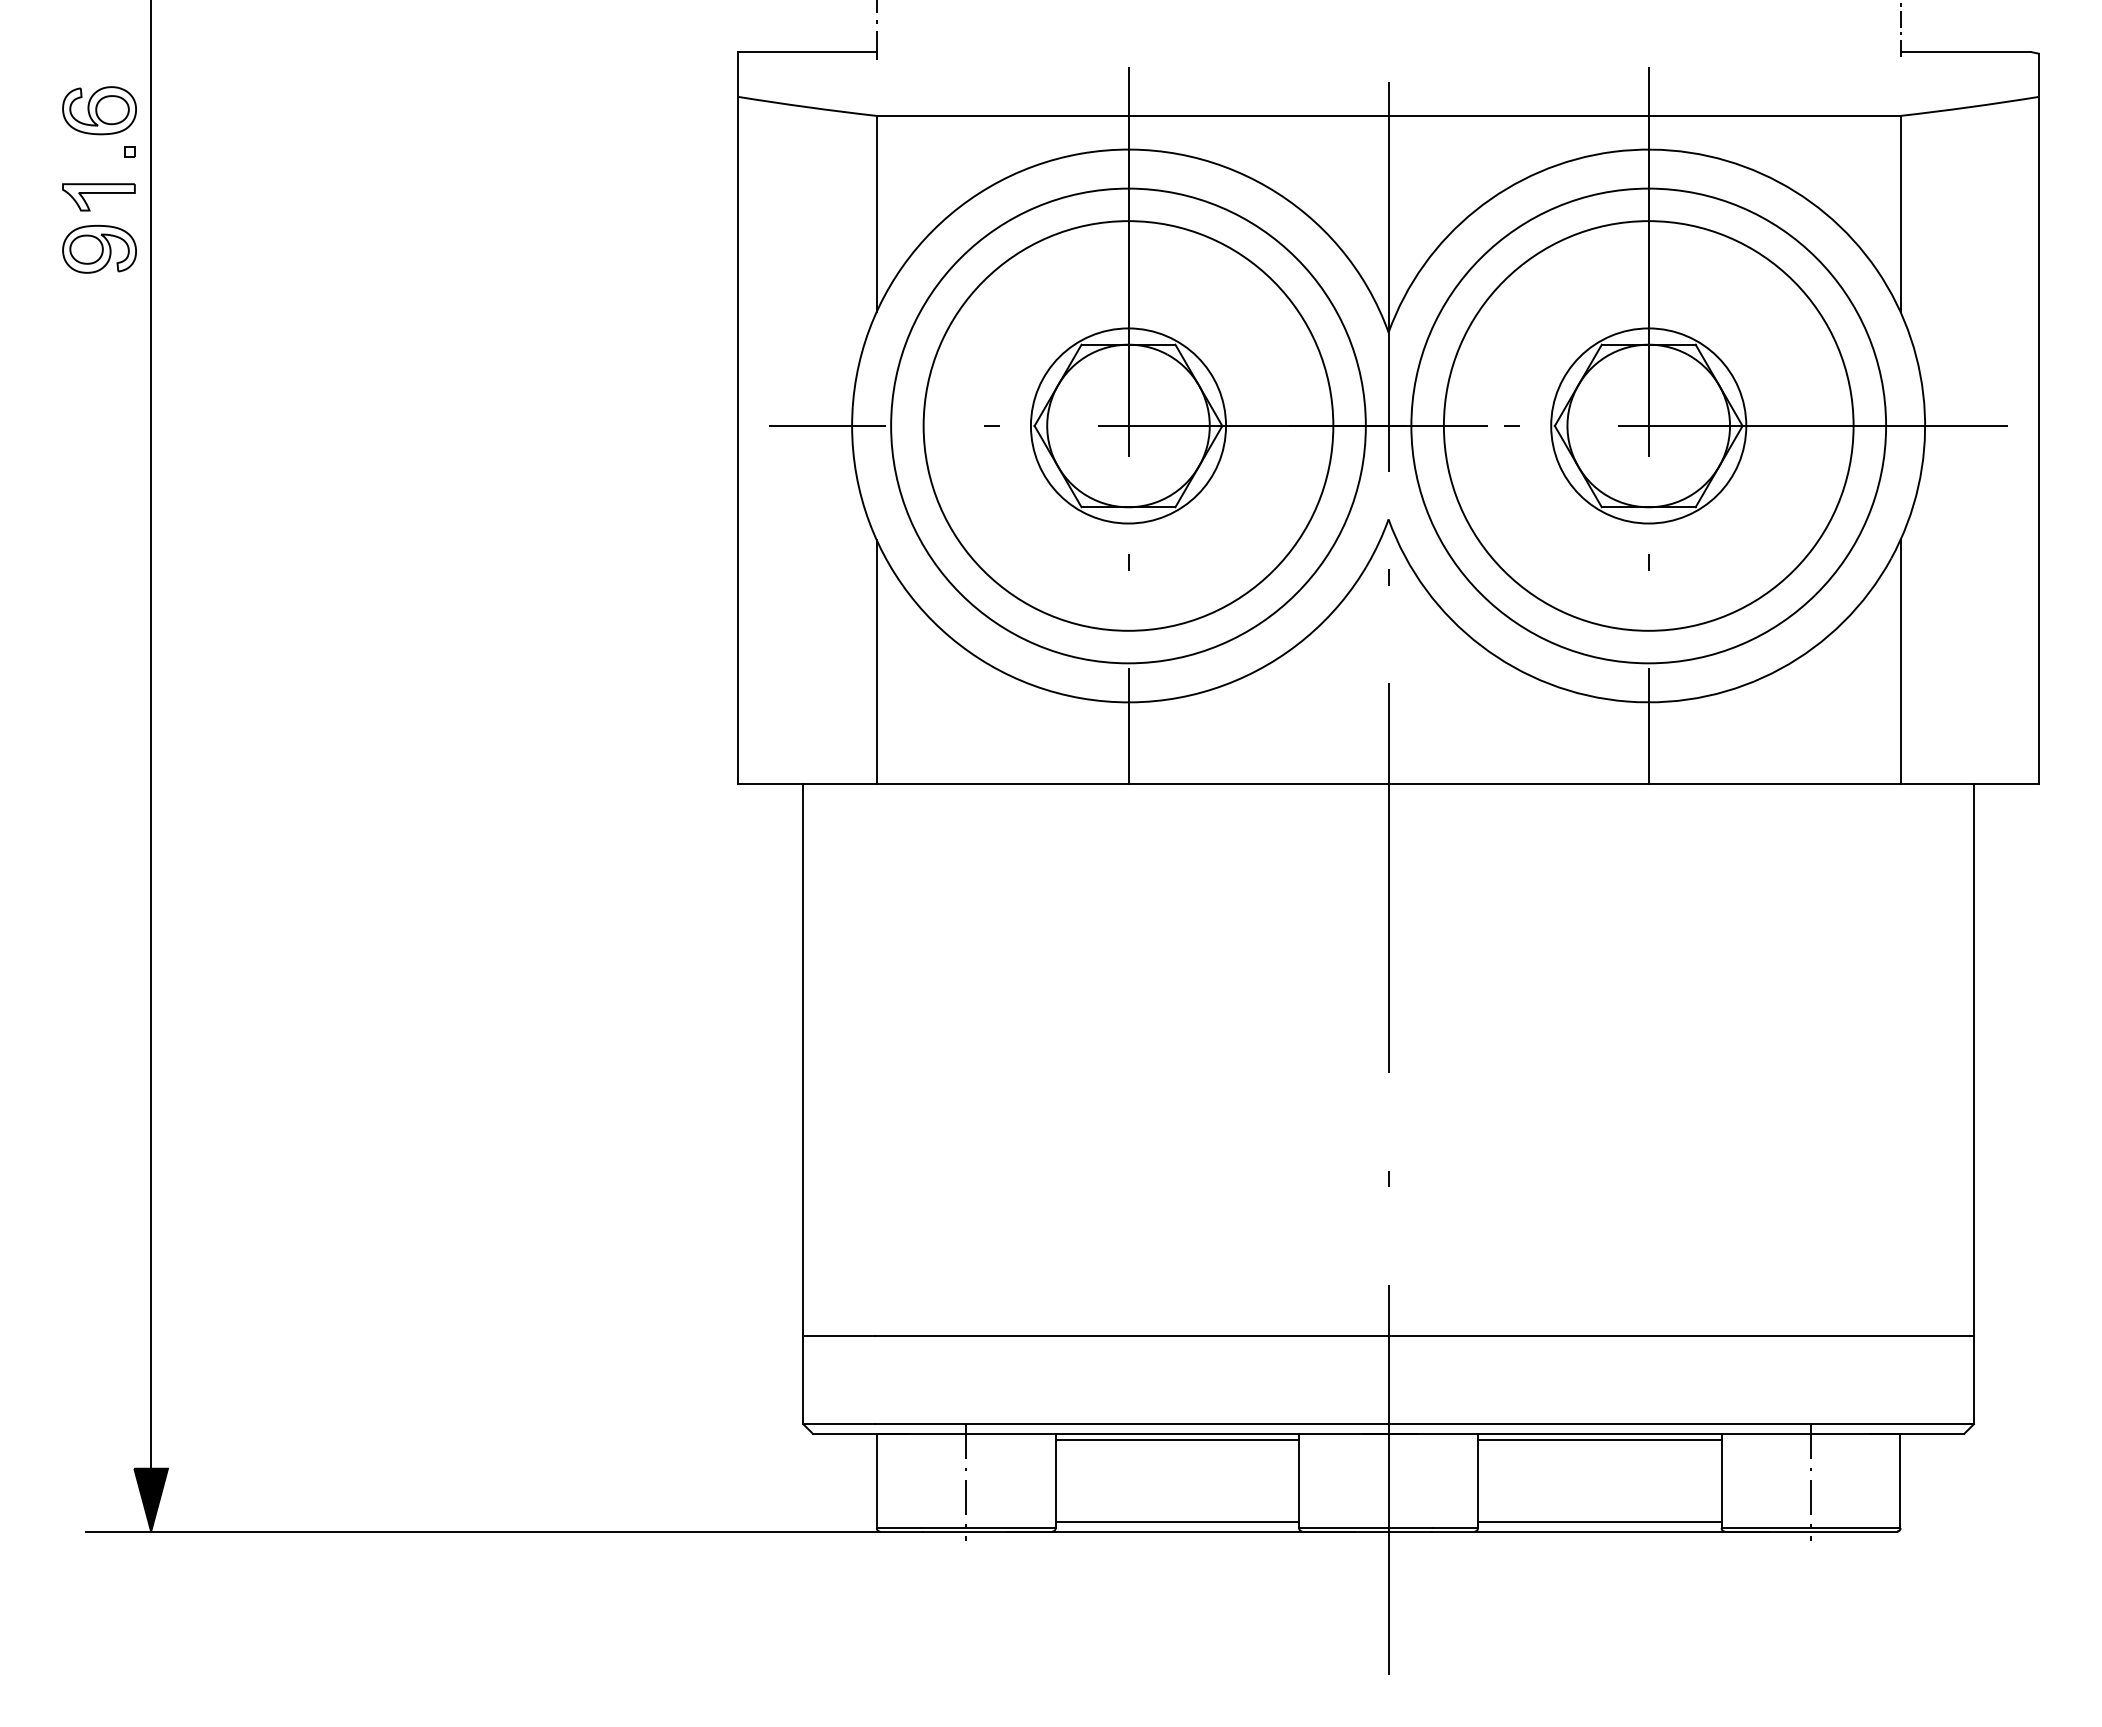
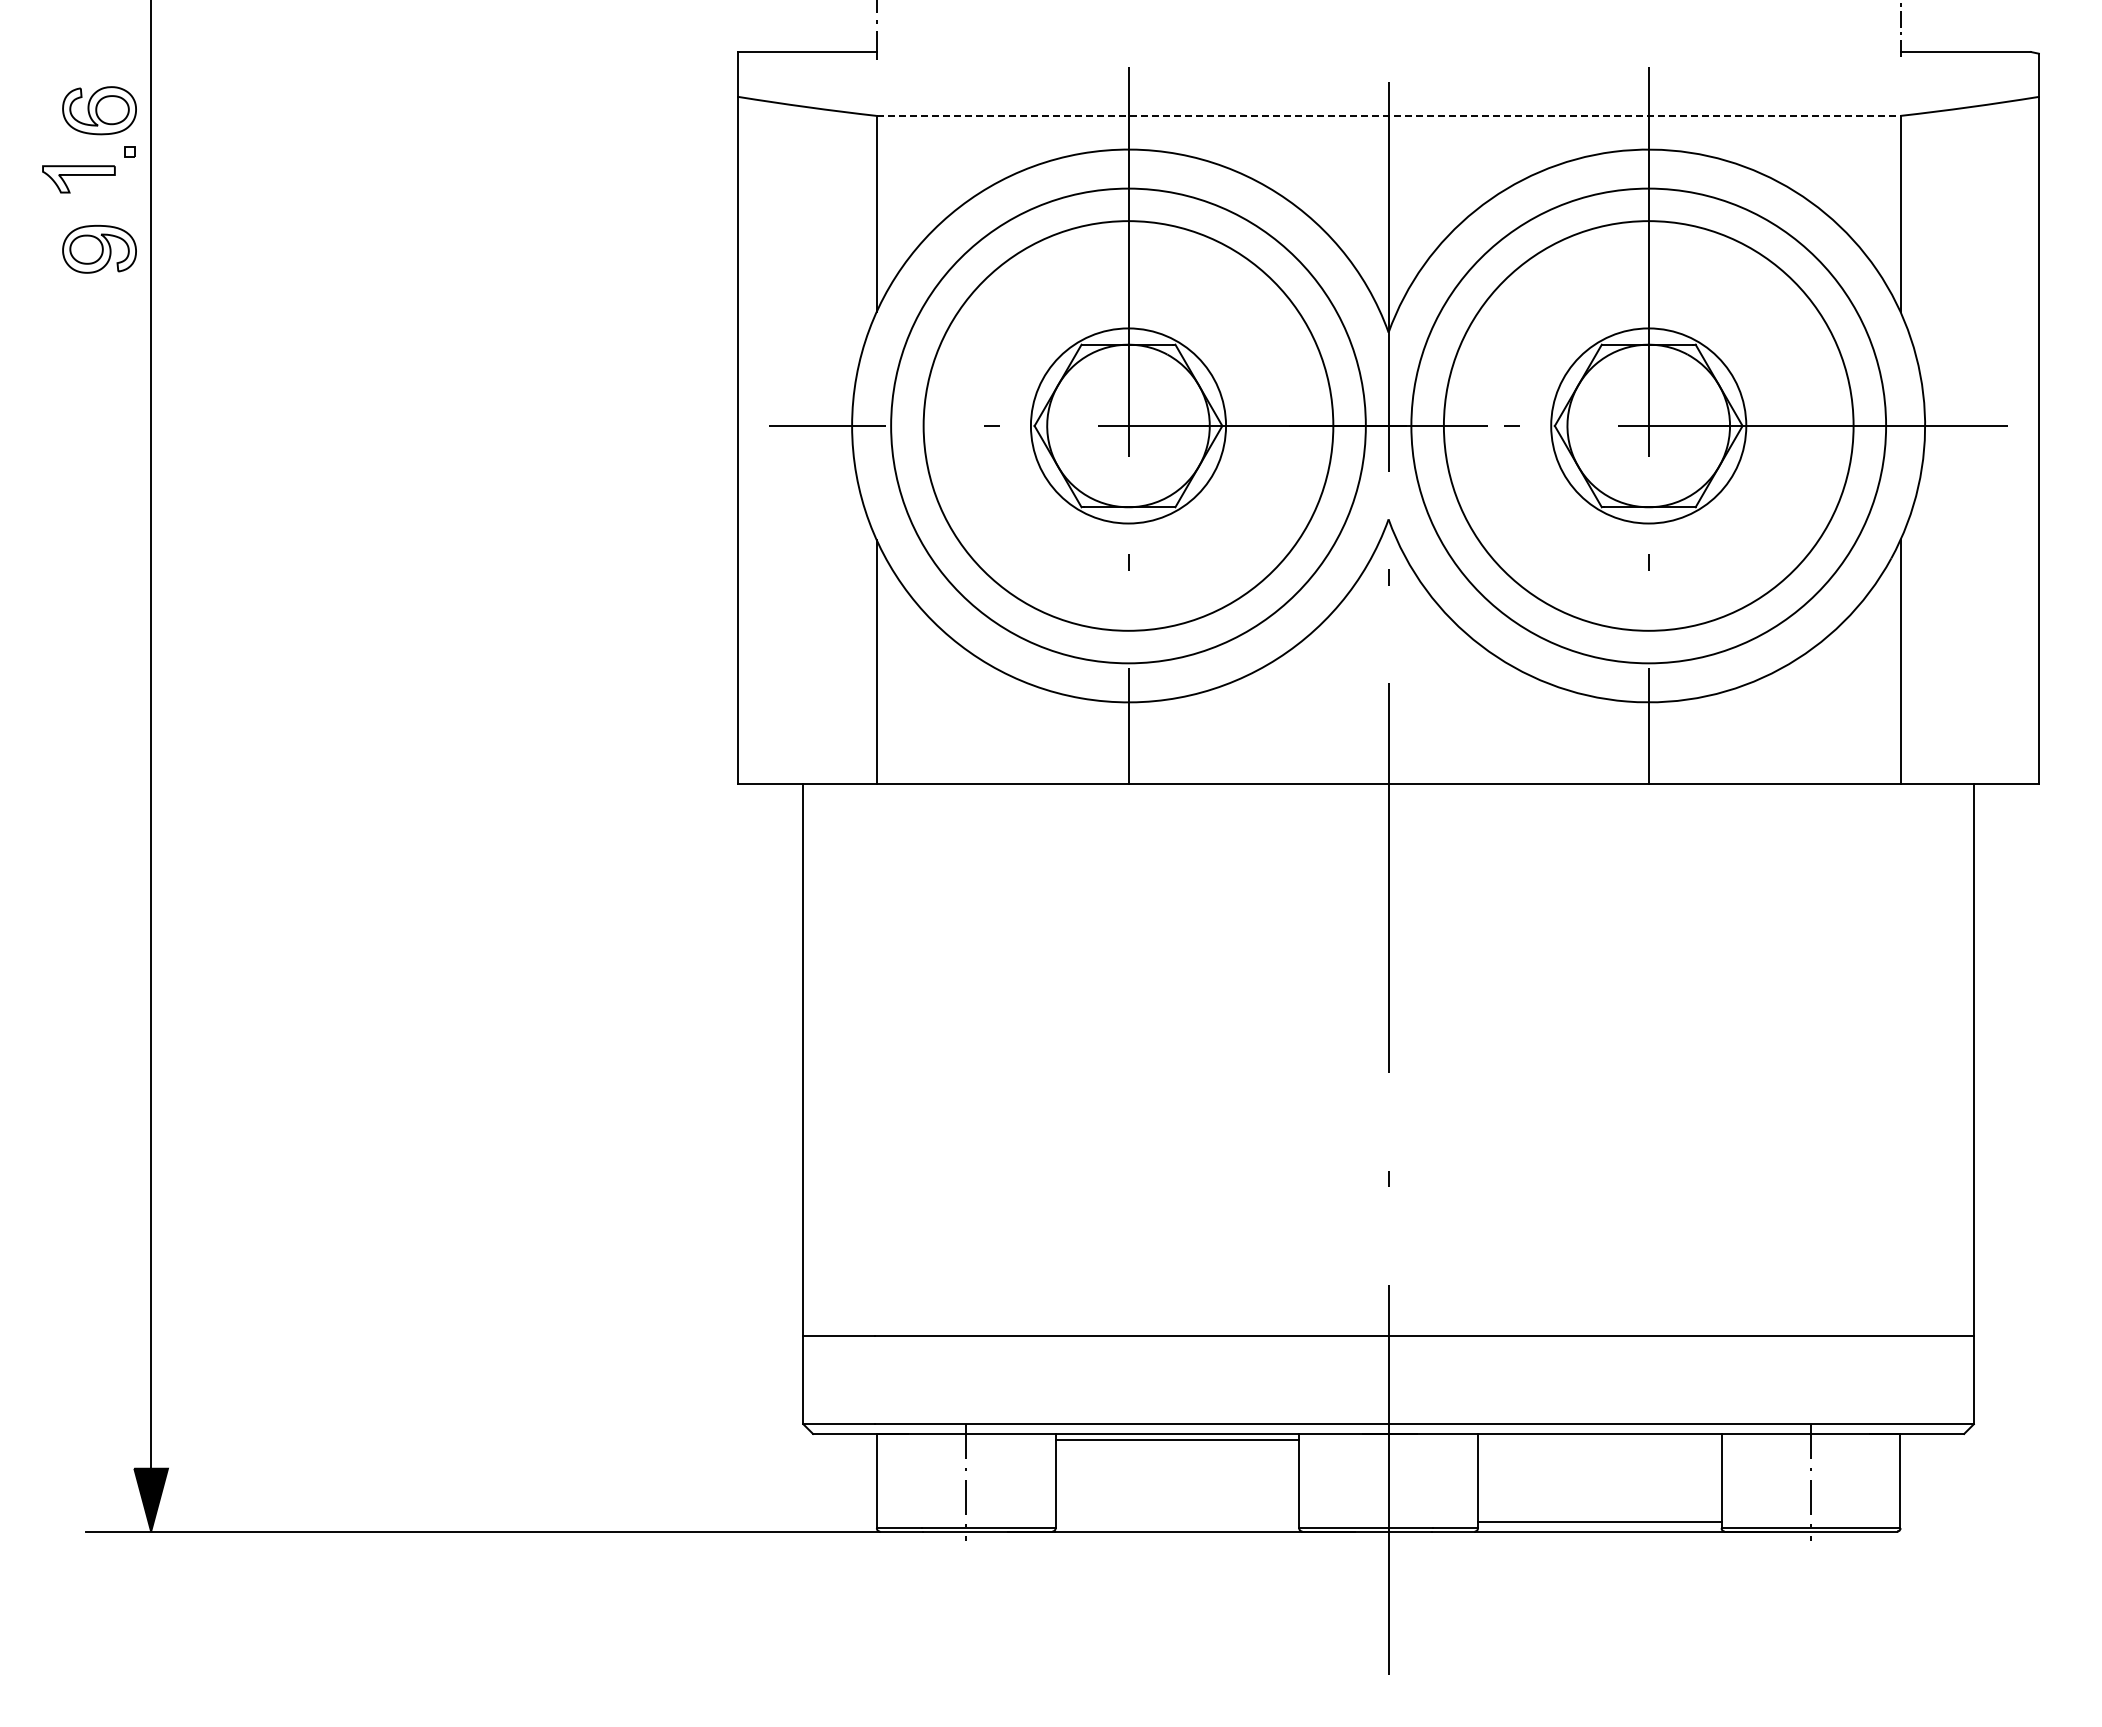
line: solid -> dashed (1389, 115)
part position: (98, 197) -> (78, 179) (78, 179)
line: present -> none (1599, 1440)
line: present -> none (1177, 1521)
